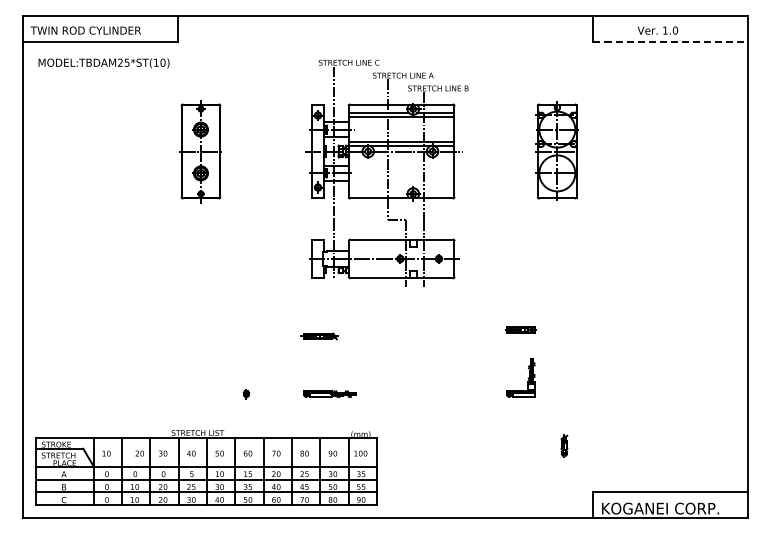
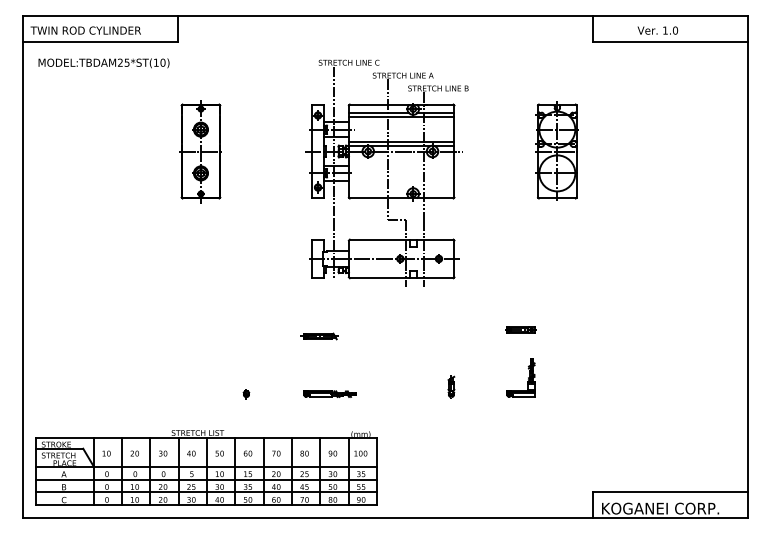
line: dashed -> solid (671, 41)
part position: (564, 445) -> (451, 386) (451, 386)
text position: (139, 453) -> (134, 453) (134, 453)
